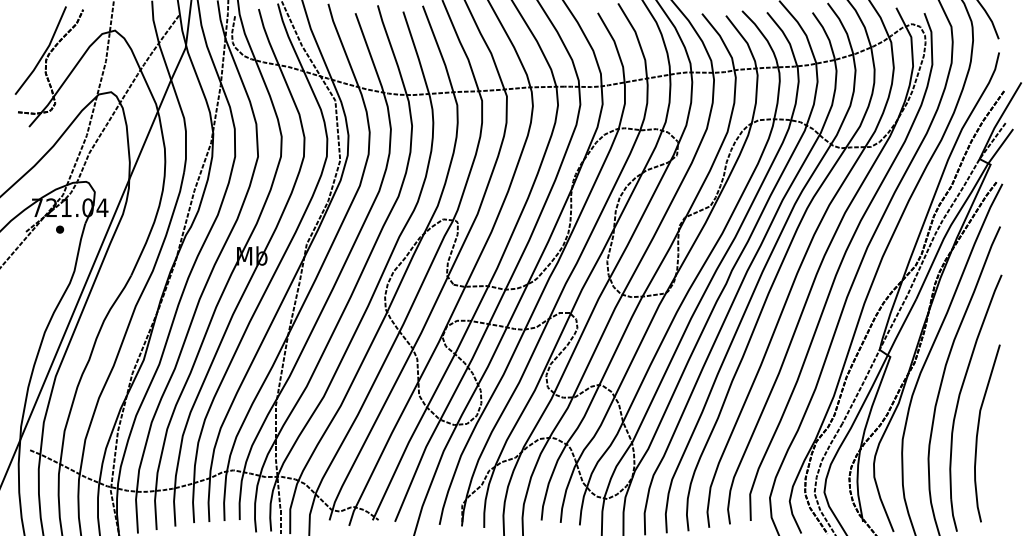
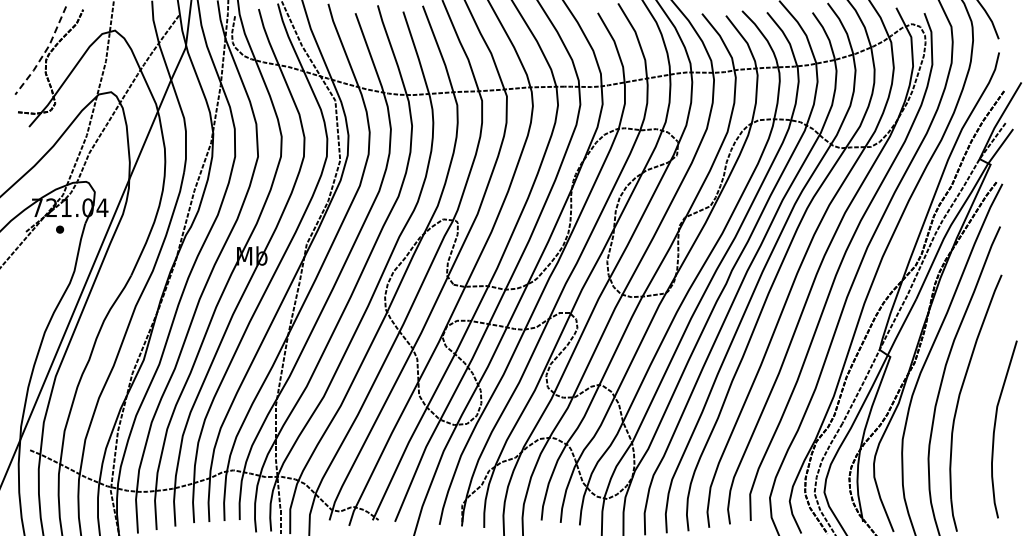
line: solid -> dashed (44, 52)
curve position: (978, 433) -> (995, 429) (995, 429)
